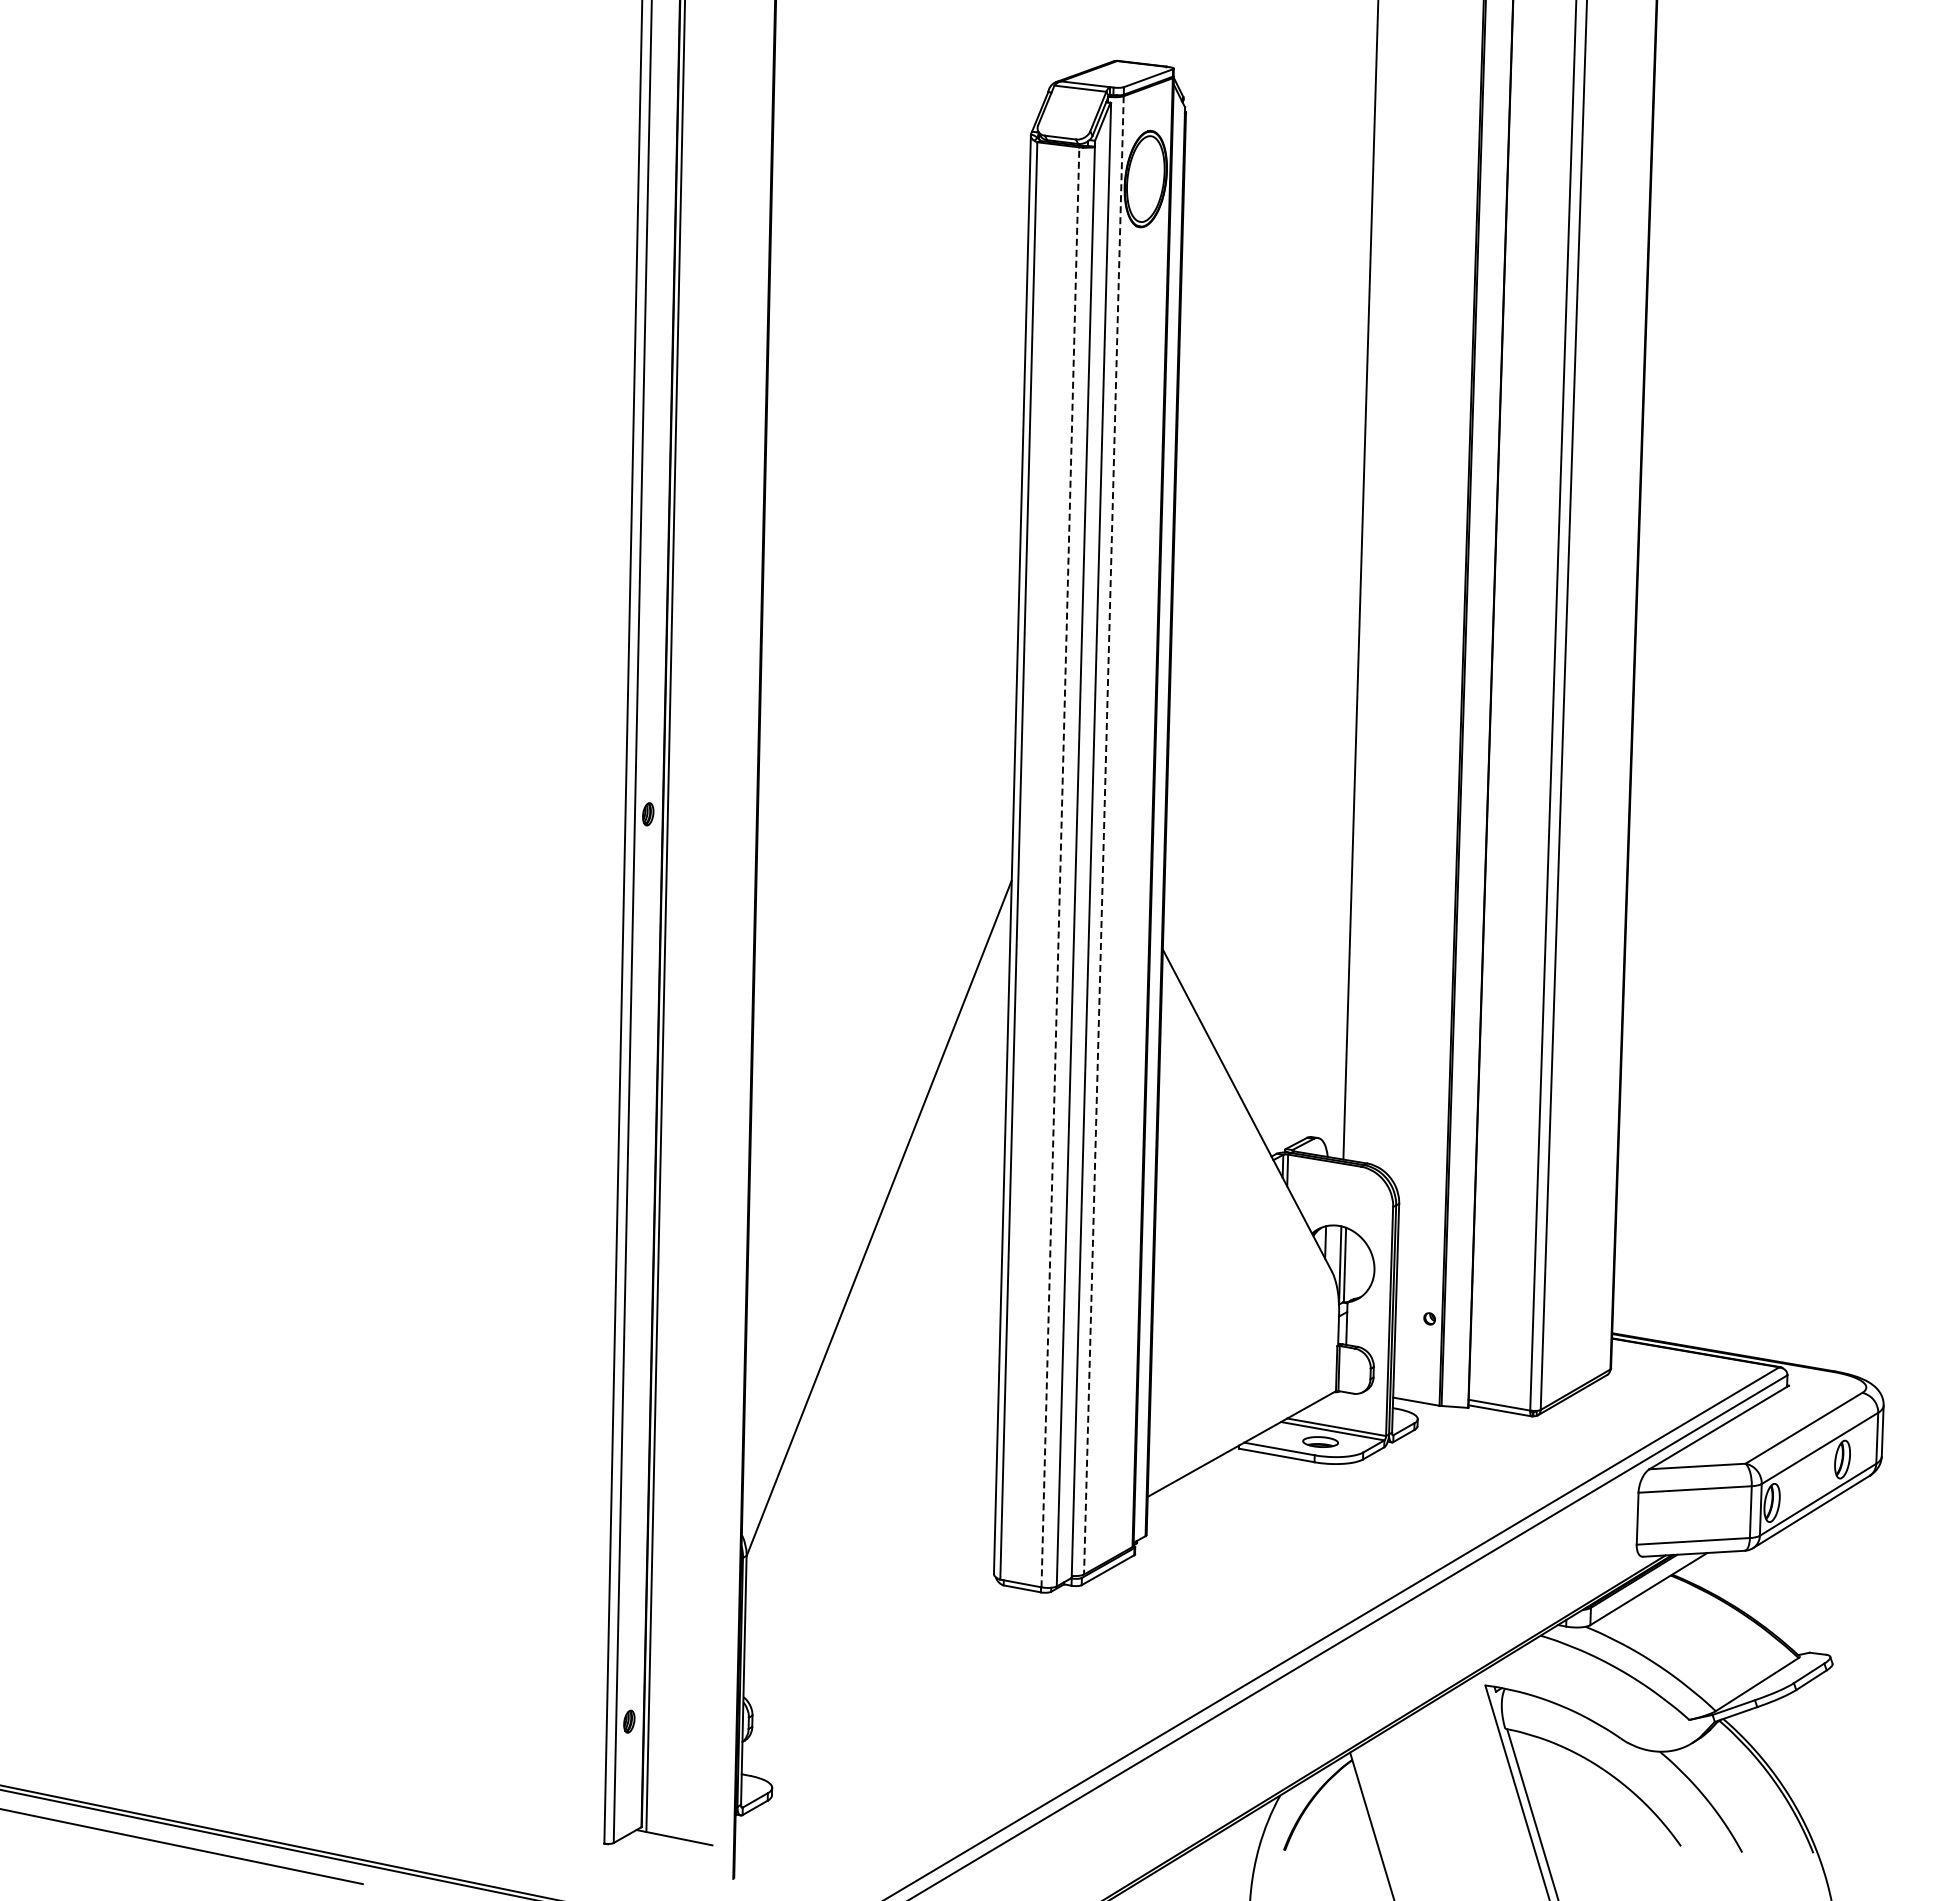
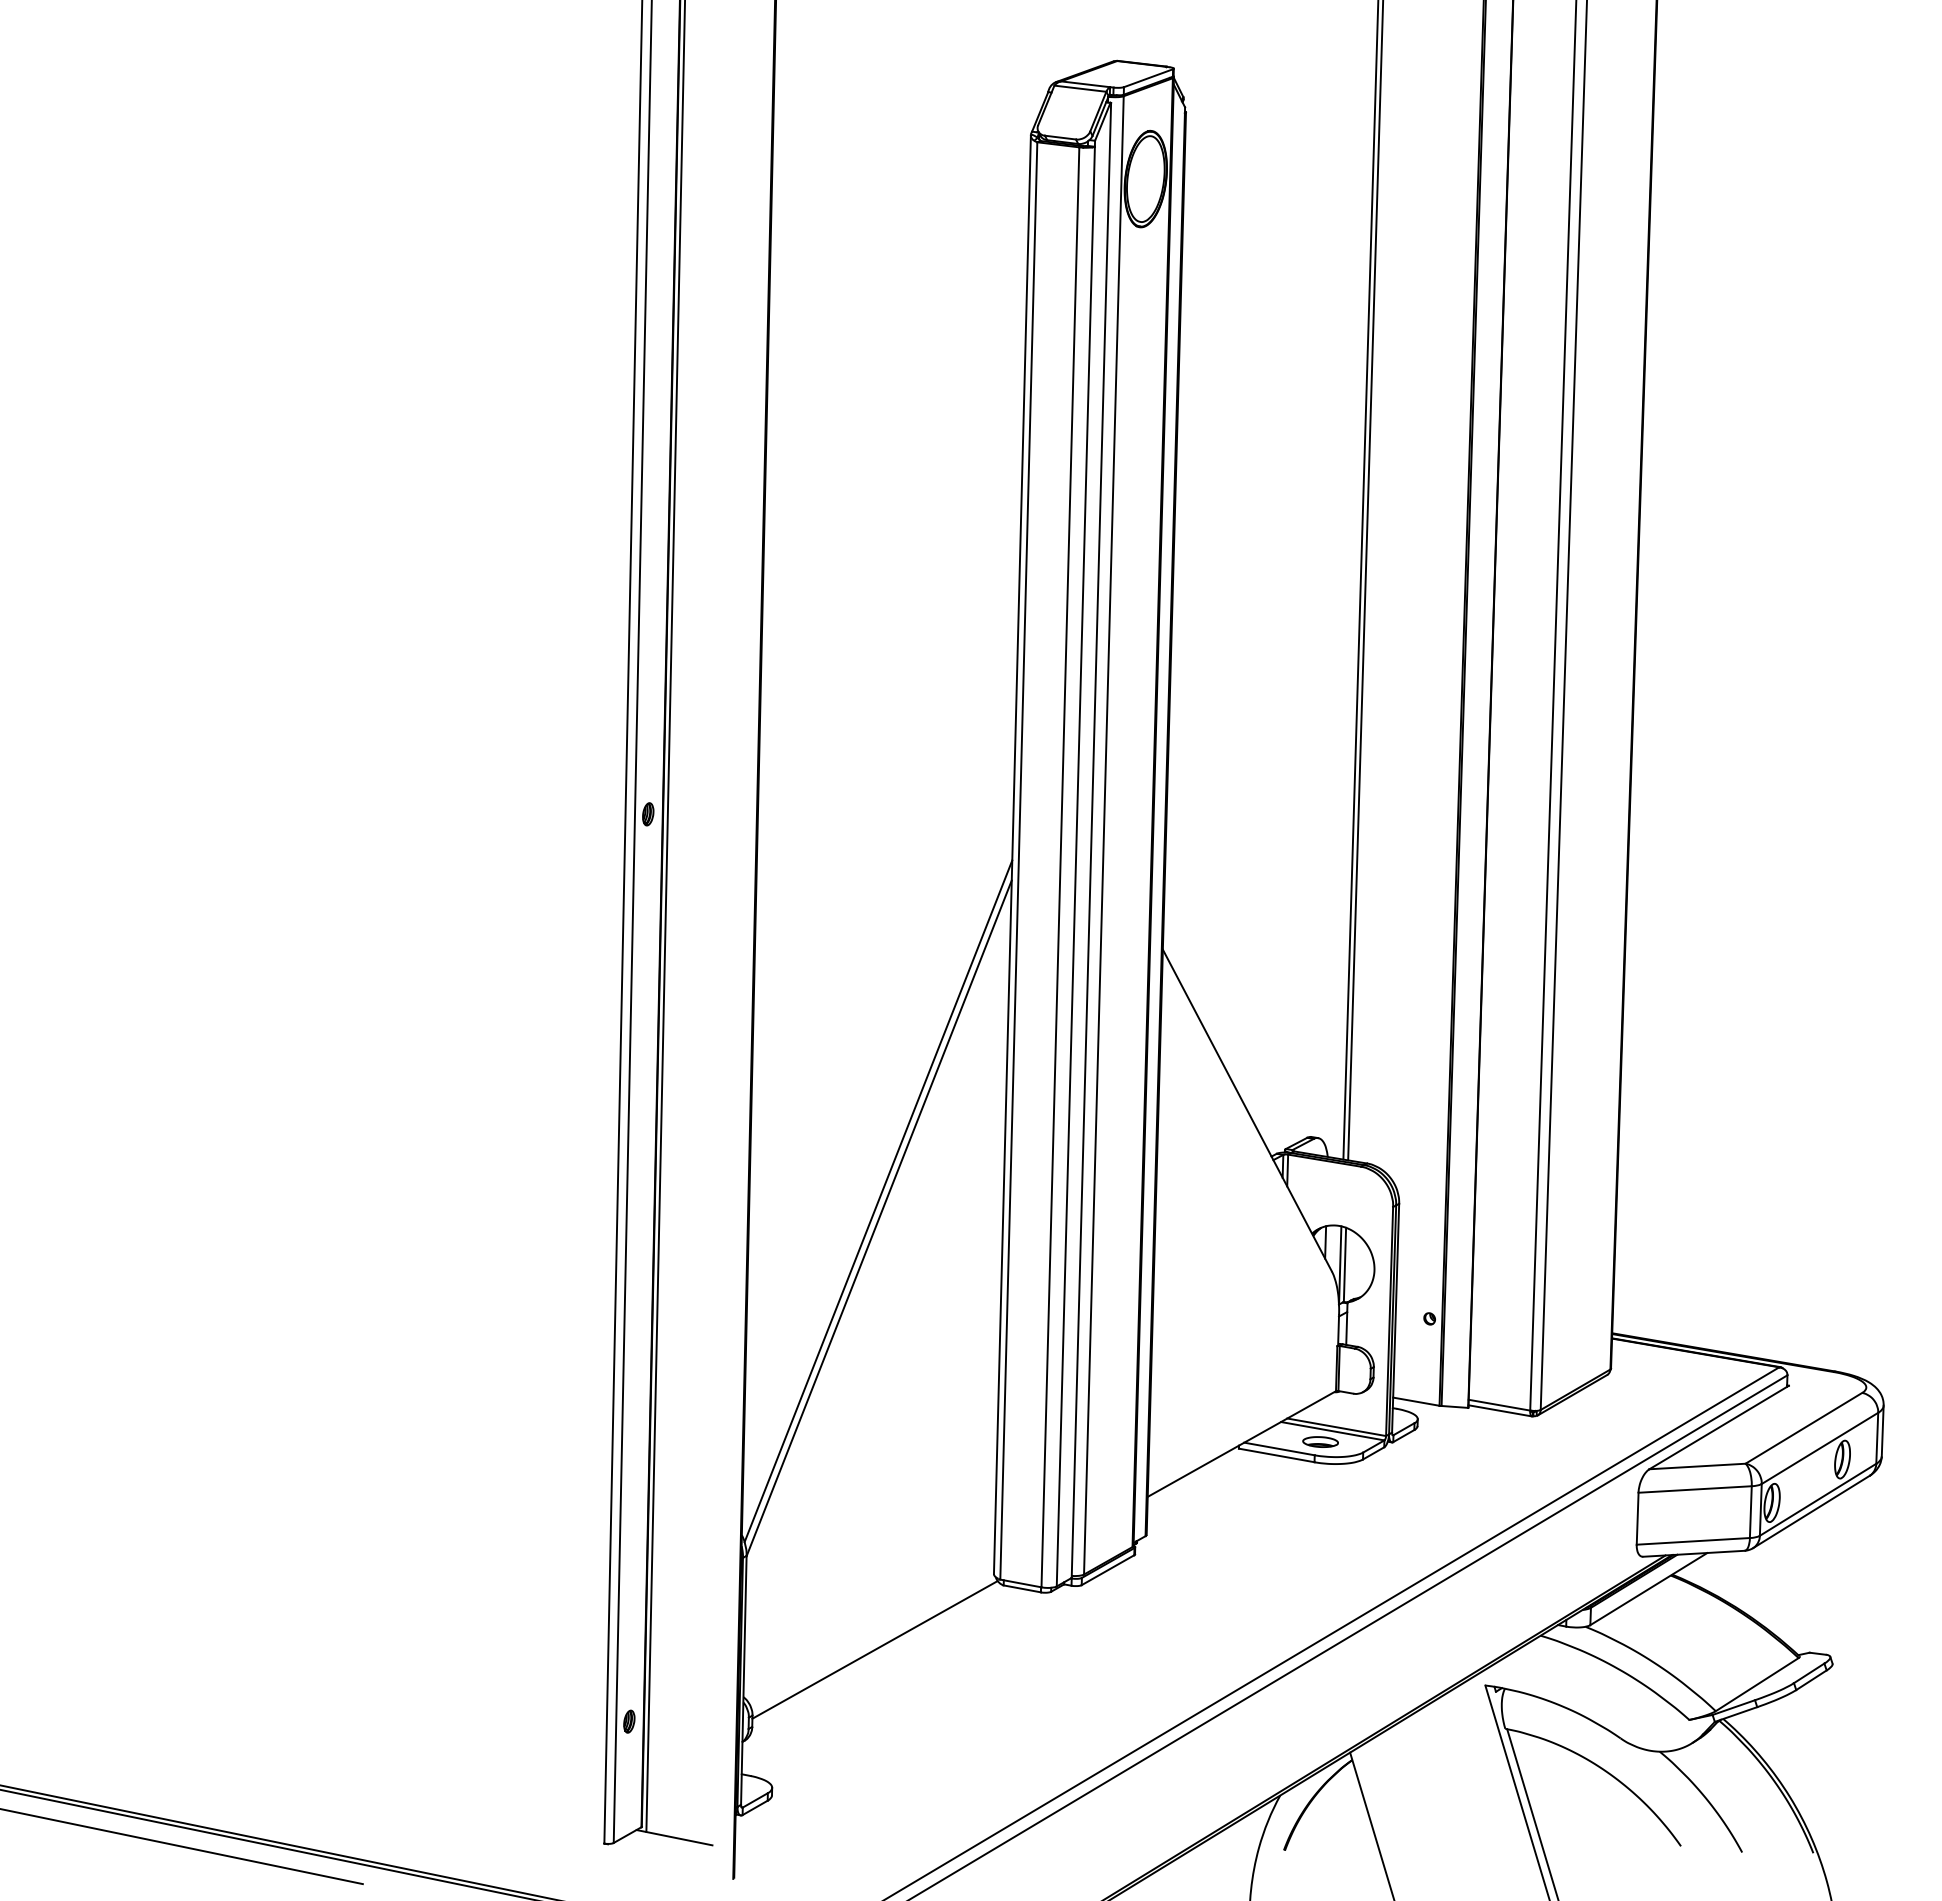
line: none -> present (1365, 581)
line: dashed -> solid (1103, 835)
line: dashed -> solid (1060, 866)
line: none -> present (878, 1201)
line: none -> present (874, 1649)
